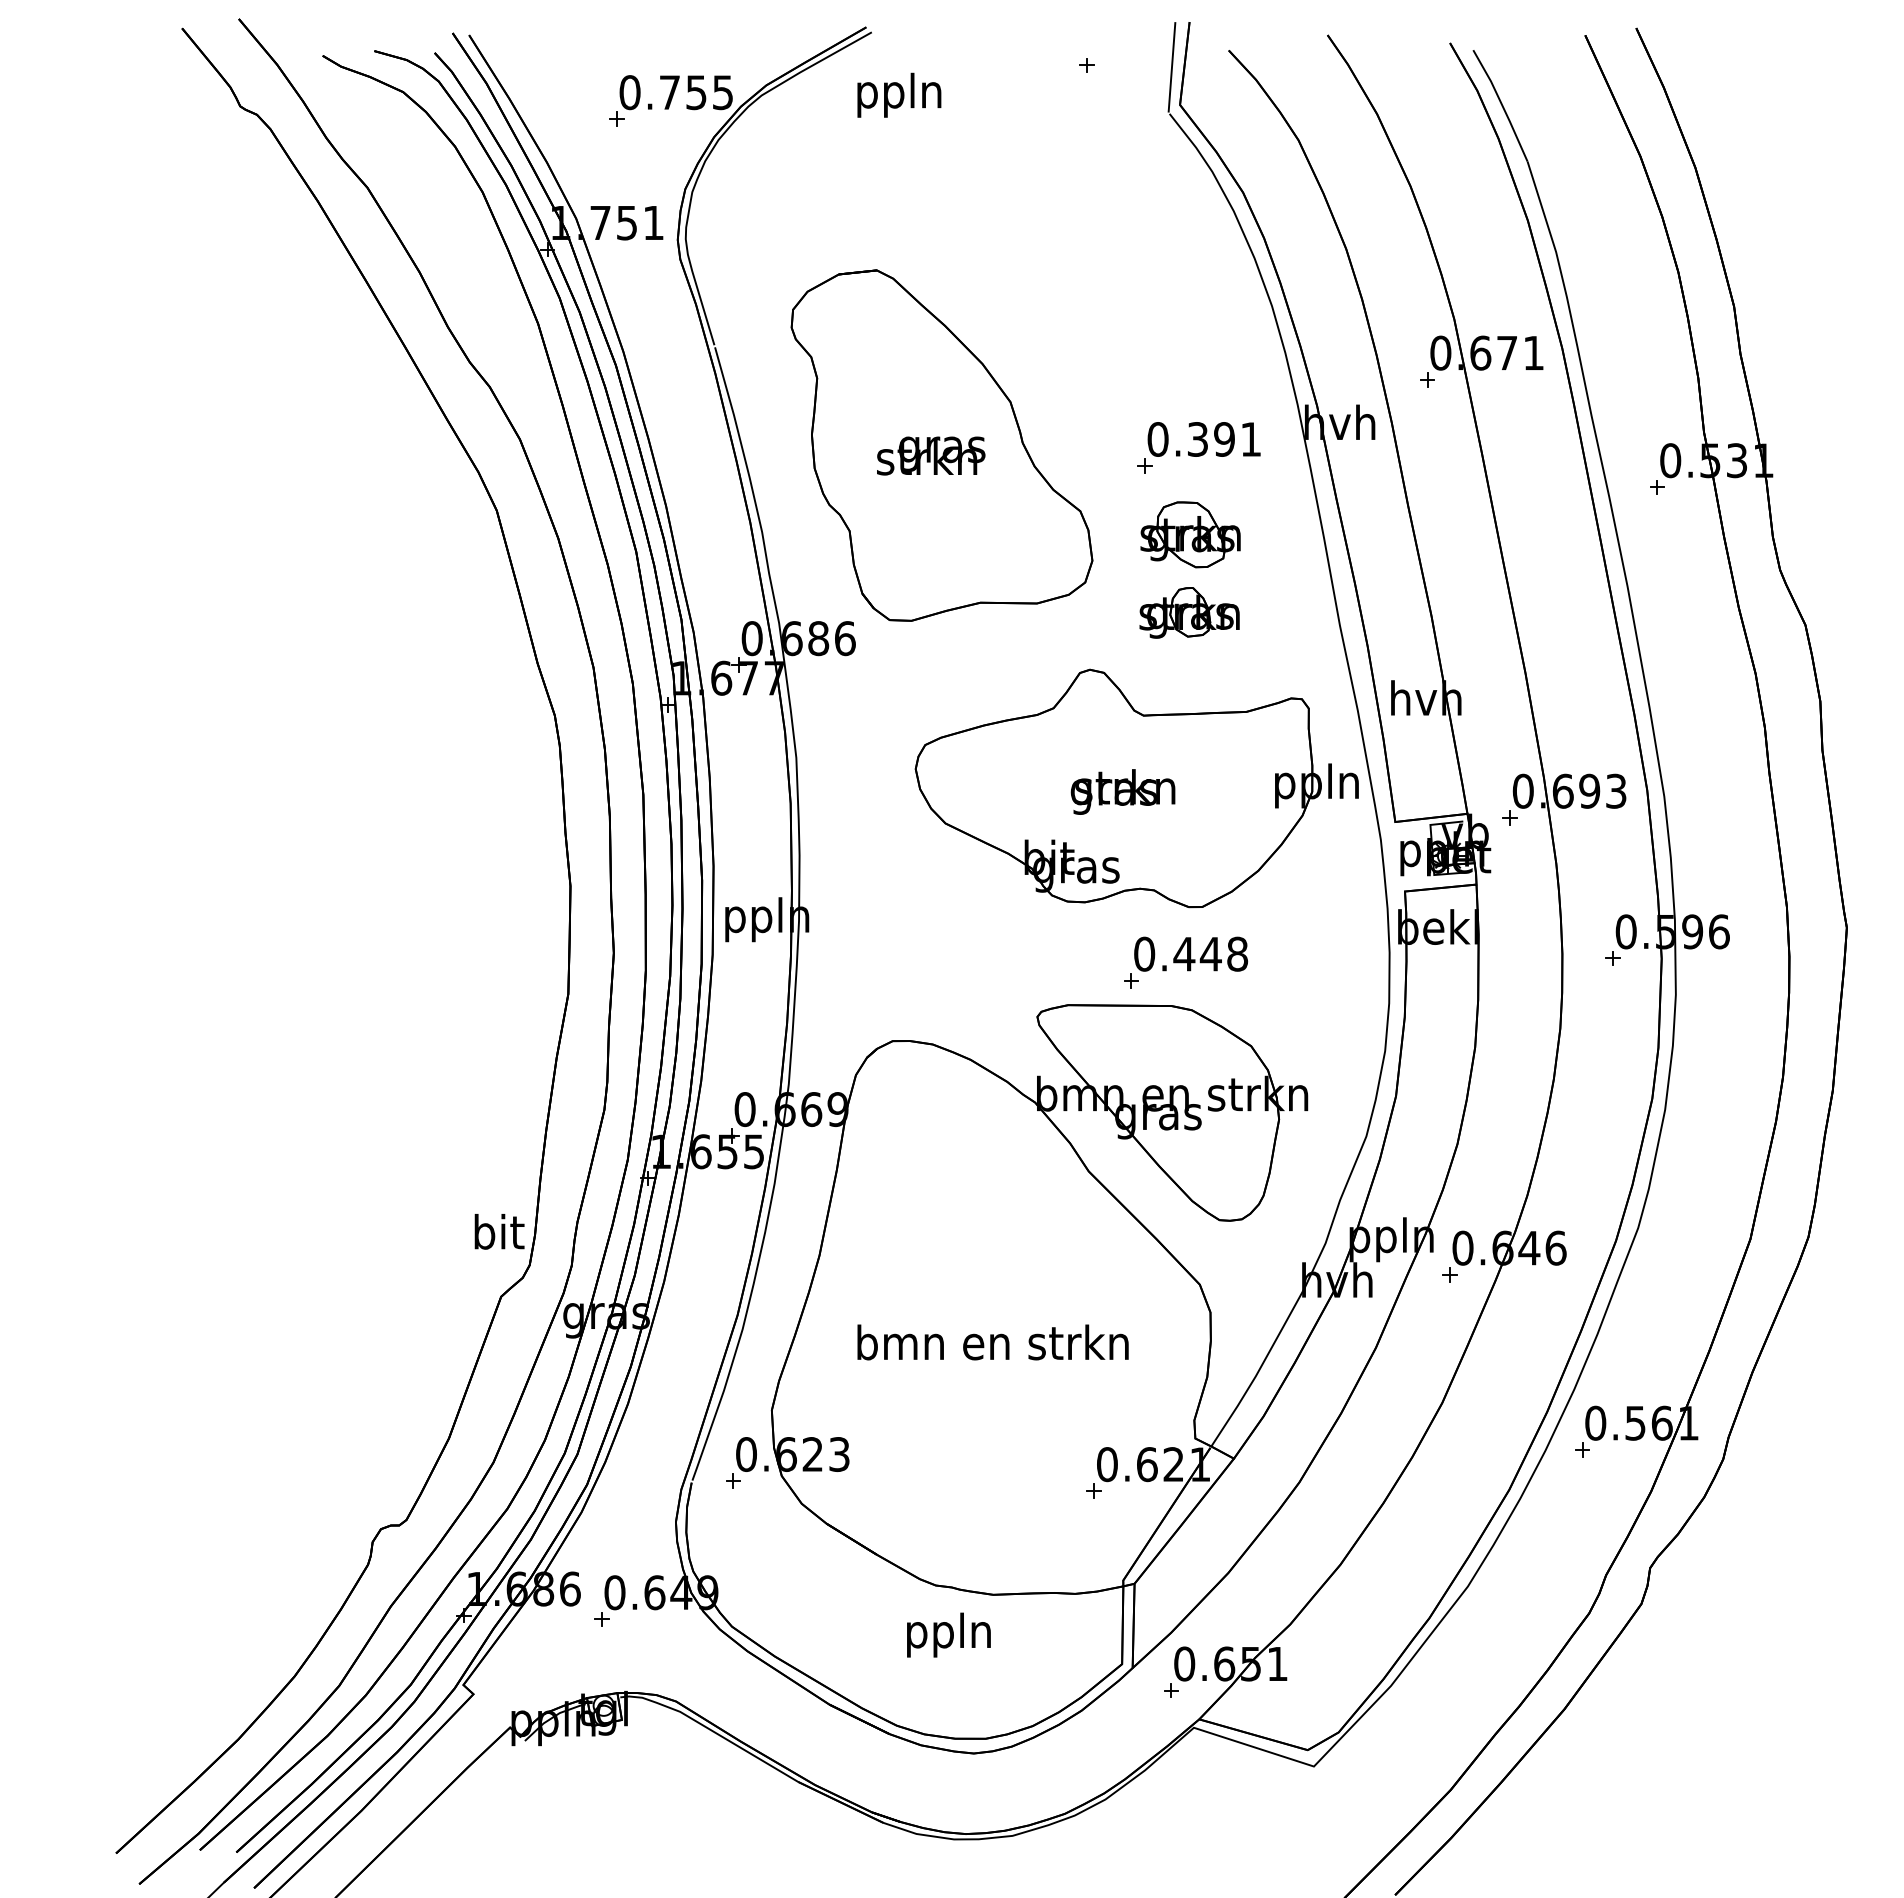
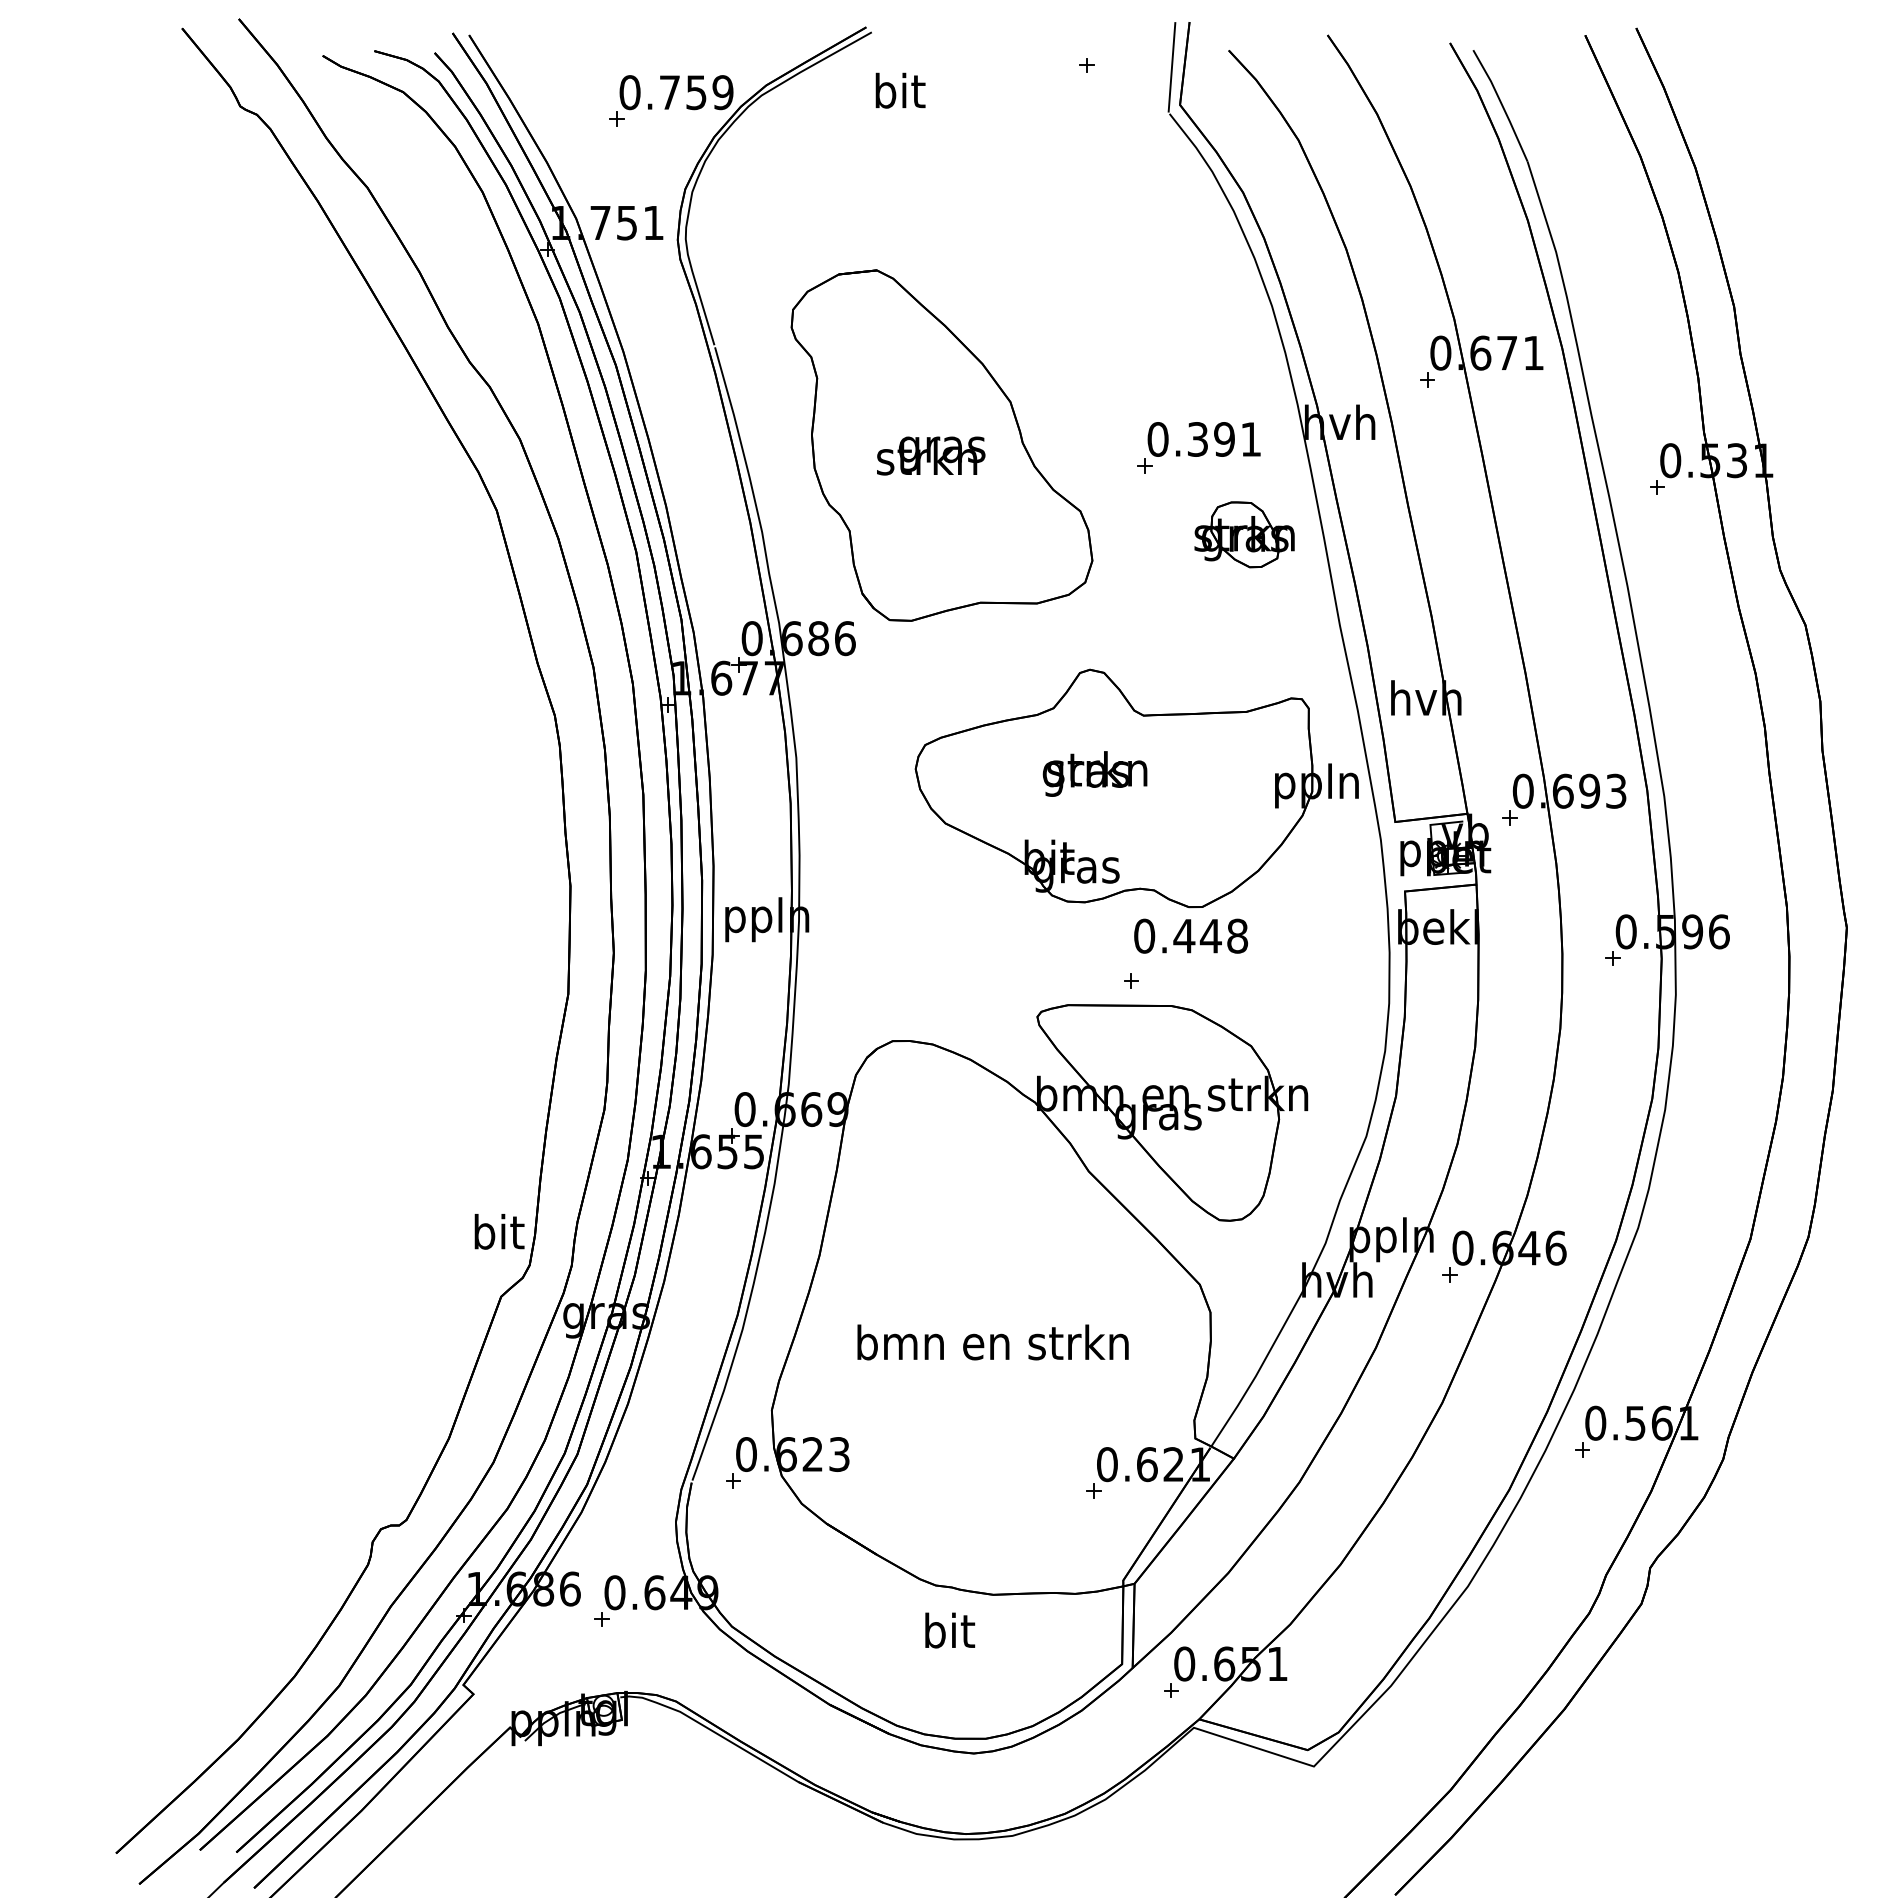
text: 0.755 -> 0.759 (722, 92)
text: ppln -> bit (899, 94)
part position: (1190, 534) -> (1244, 534) (1244, 534)
part: present -> none (1189, 612)
text position: (1122, 791) -> (1094, 773) (1094, 773)
text position: (1191, 953) -> (1191, 935) (1191, 935)
text: ppln -> bit (948, 1634)
